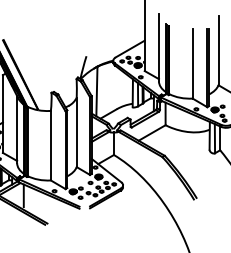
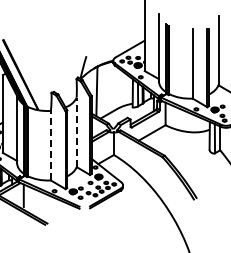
line: solid -> dashed (76, 132)
line: solid -> dashed (50, 145)
